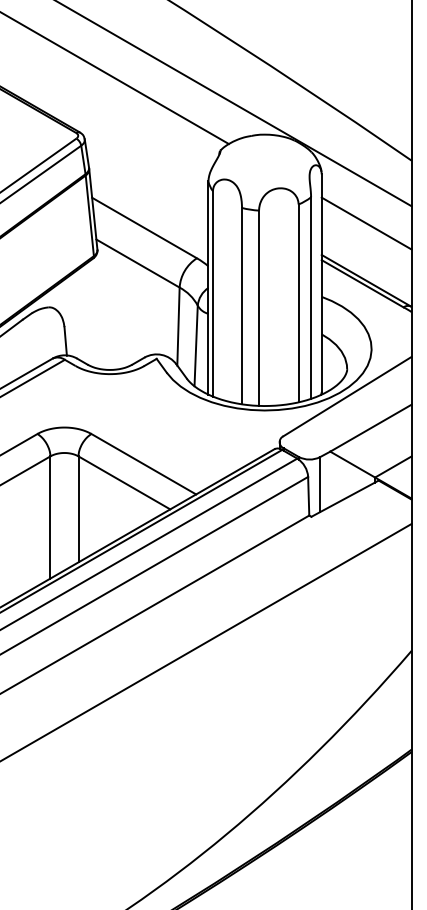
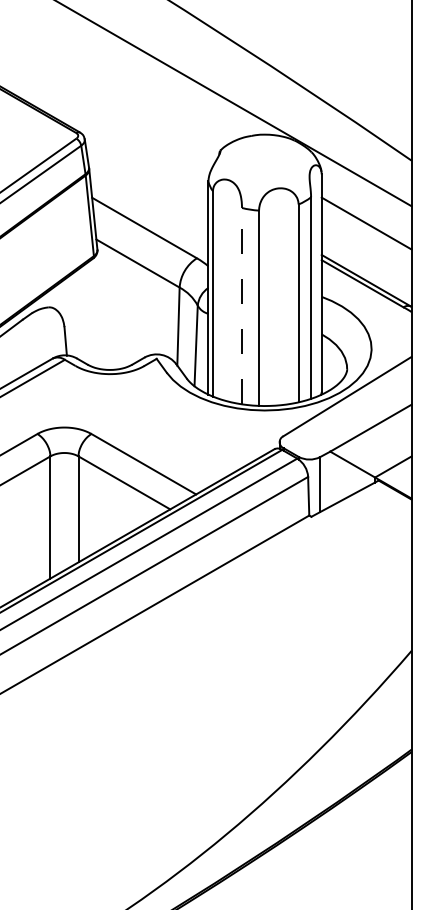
line: present -> none (115, 78)
line: solid -> dashed (242, 305)
line: present -> none (206, 641)
